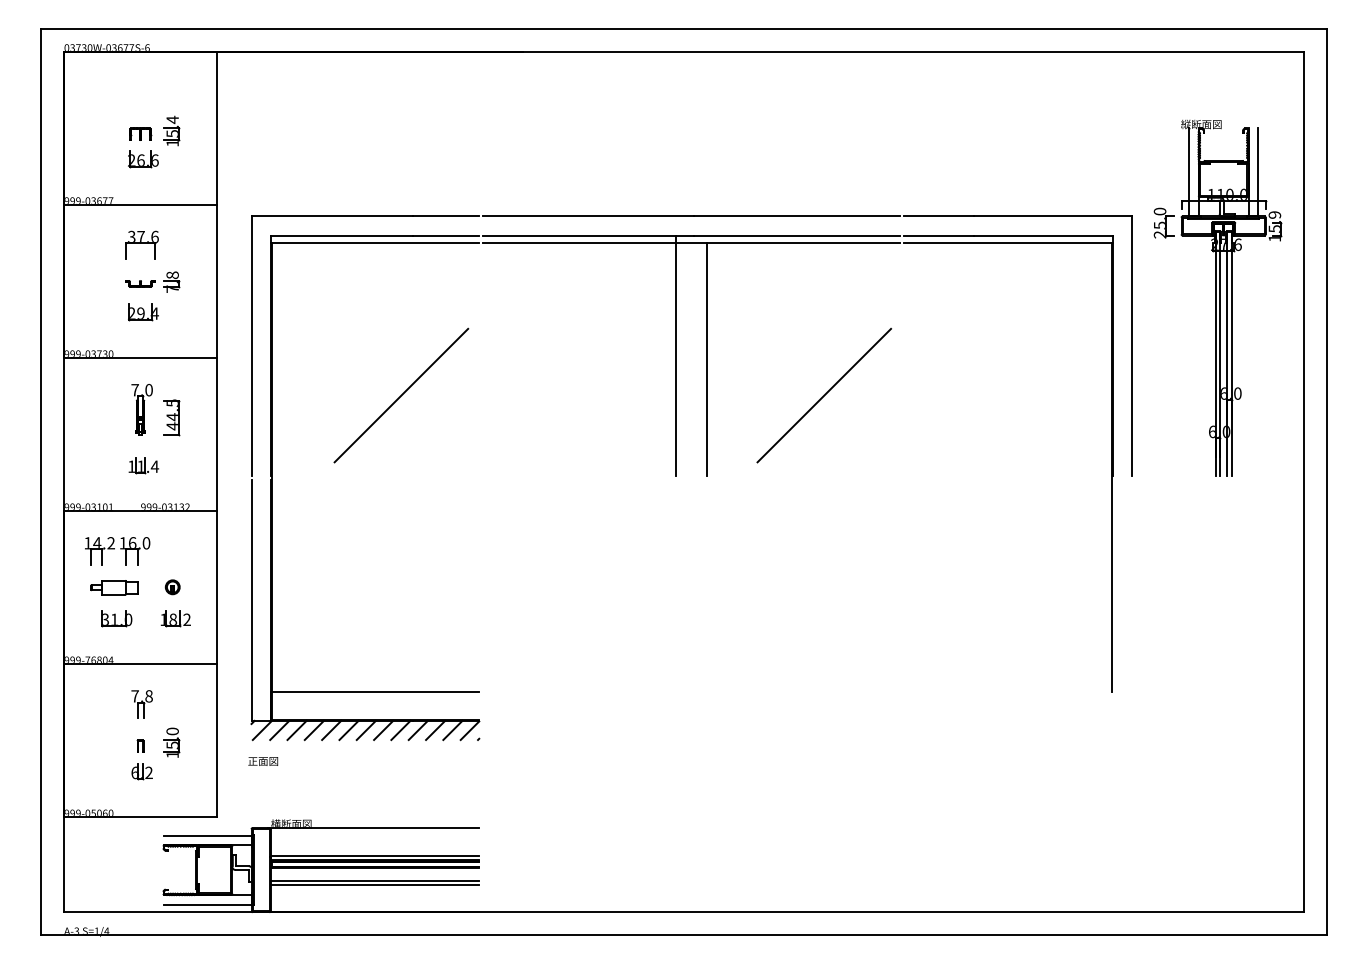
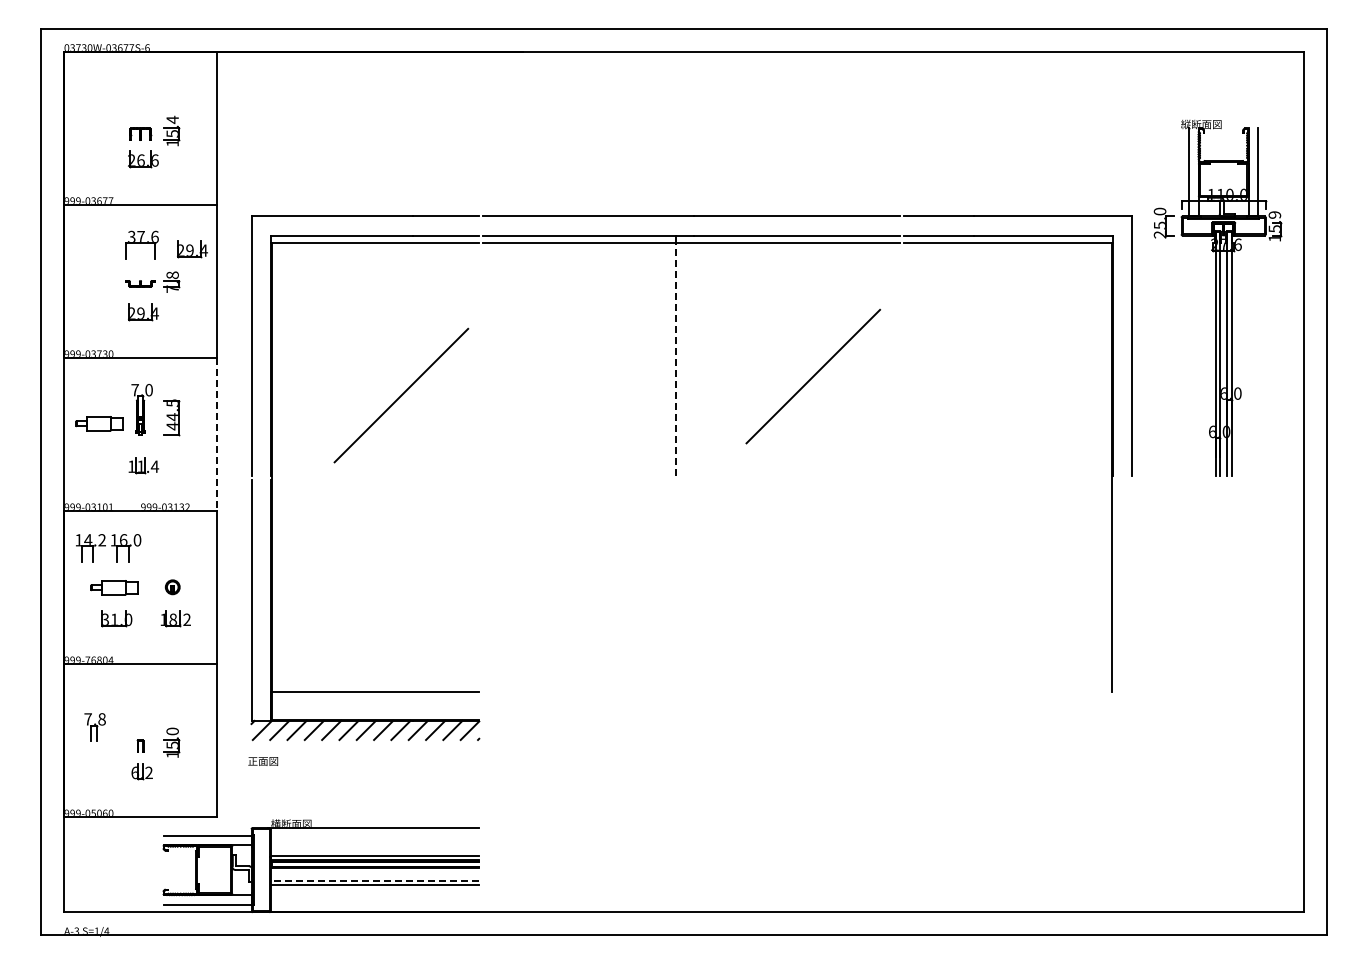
part: none -> present (192, 249)
line: solid -> dashed (676, 359)
line: present -> none (706, 359)
line position: (824, 395) -> (813, 376) (813, 376)
part: none -> present (99, 423)
line: solid -> dashed (217, 434)
part position: (117, 551) -> (108, 548) (108, 548)
part position: (141, 704) -> (94, 727) (94, 727)
line: solid -> dashed (374, 880)
